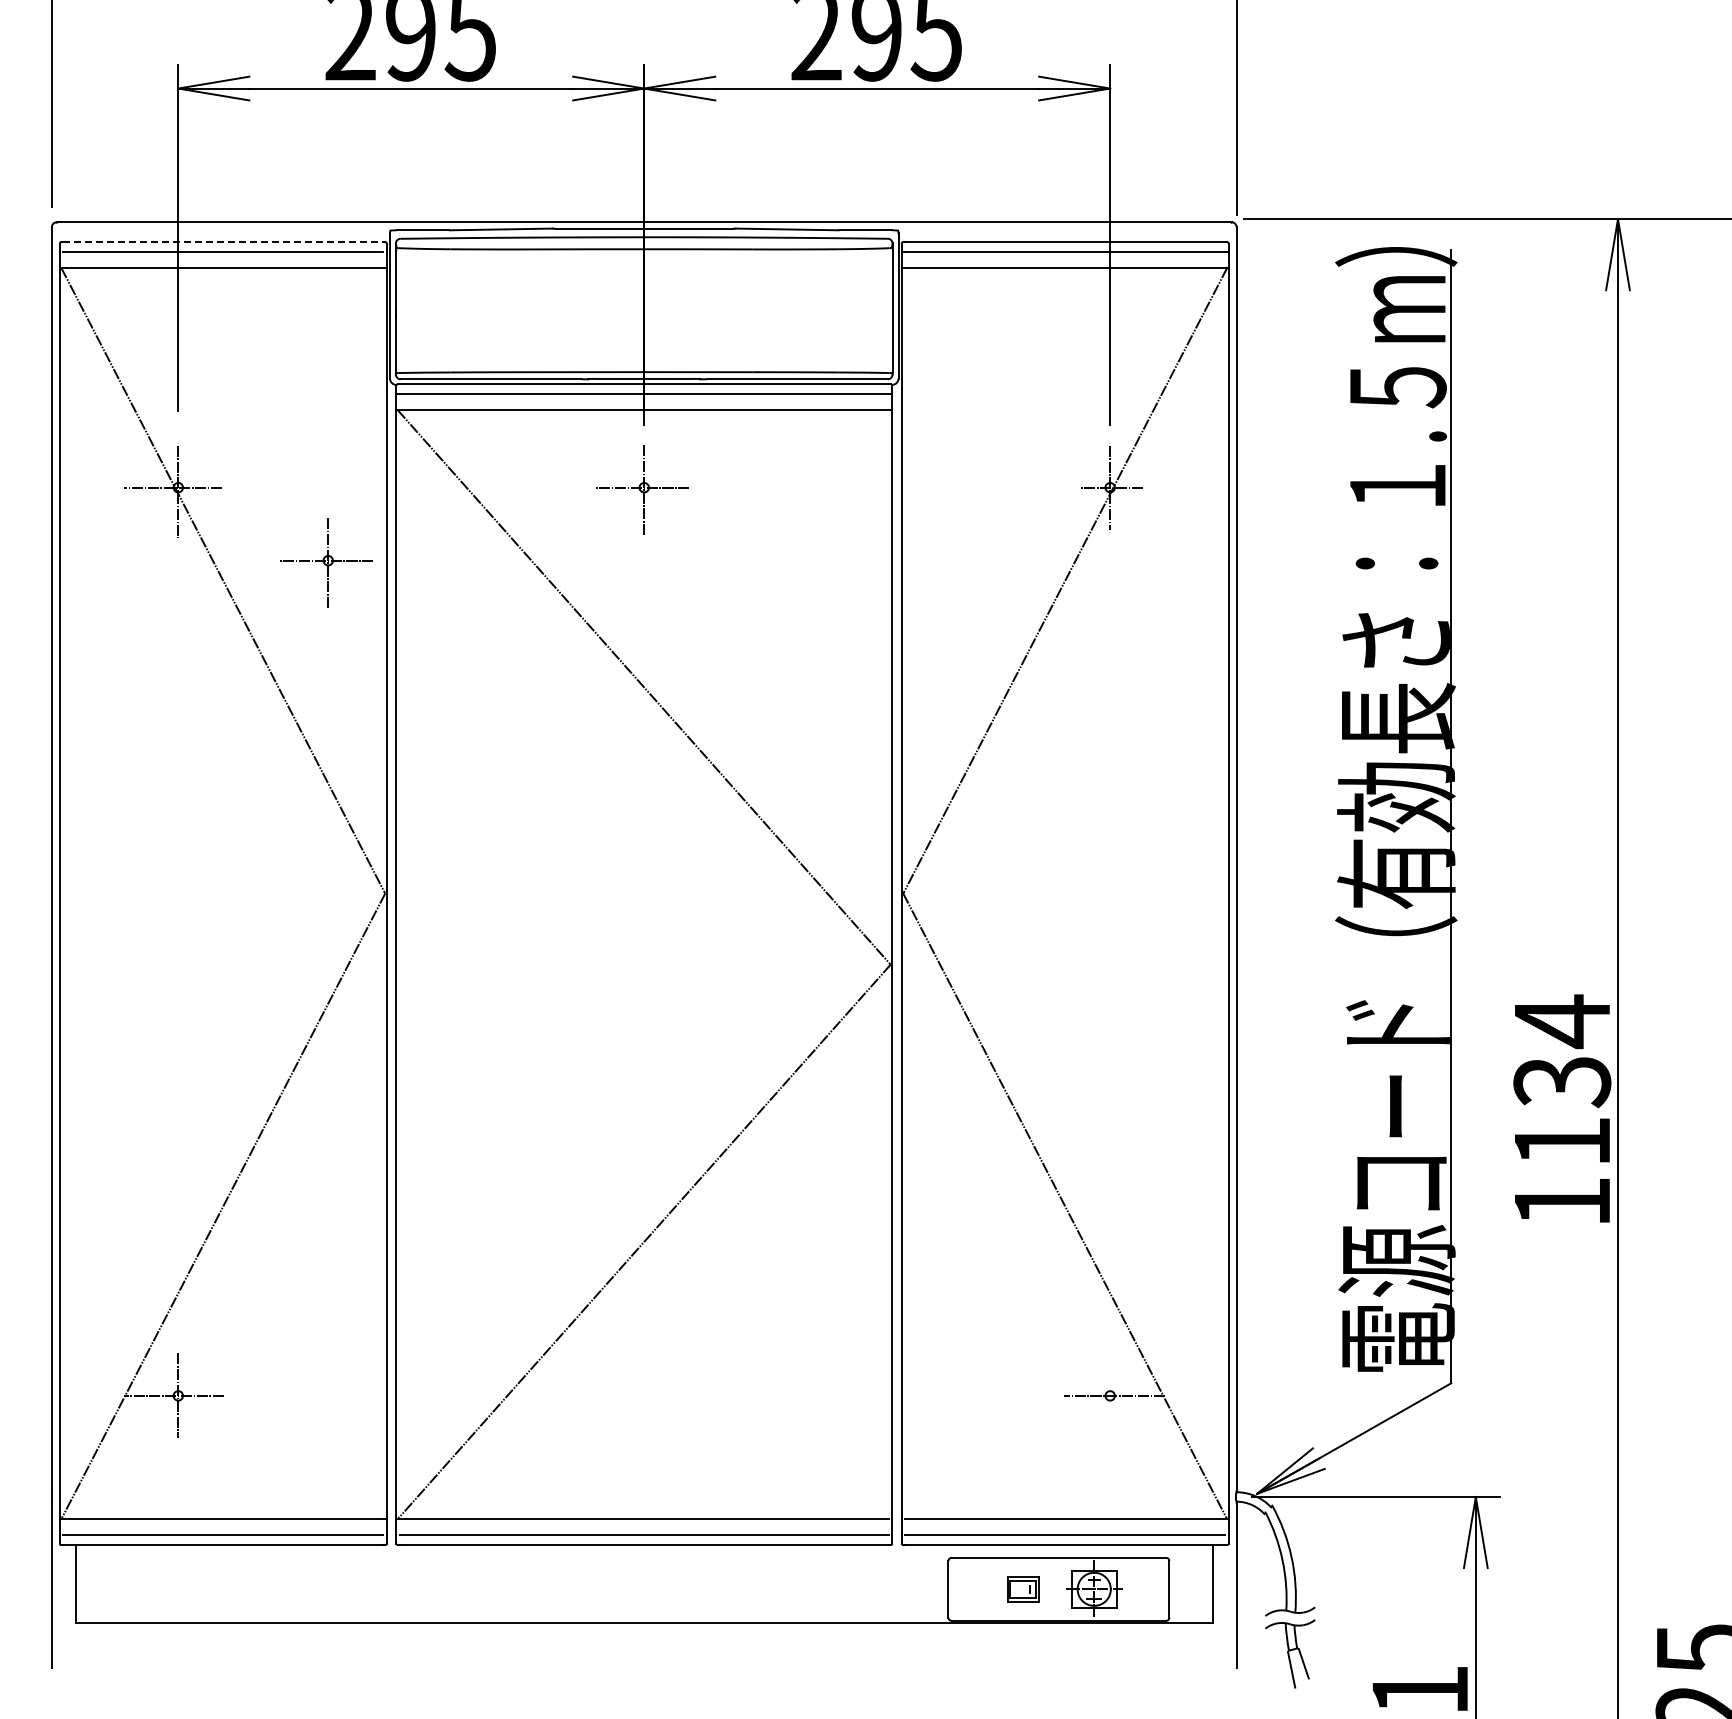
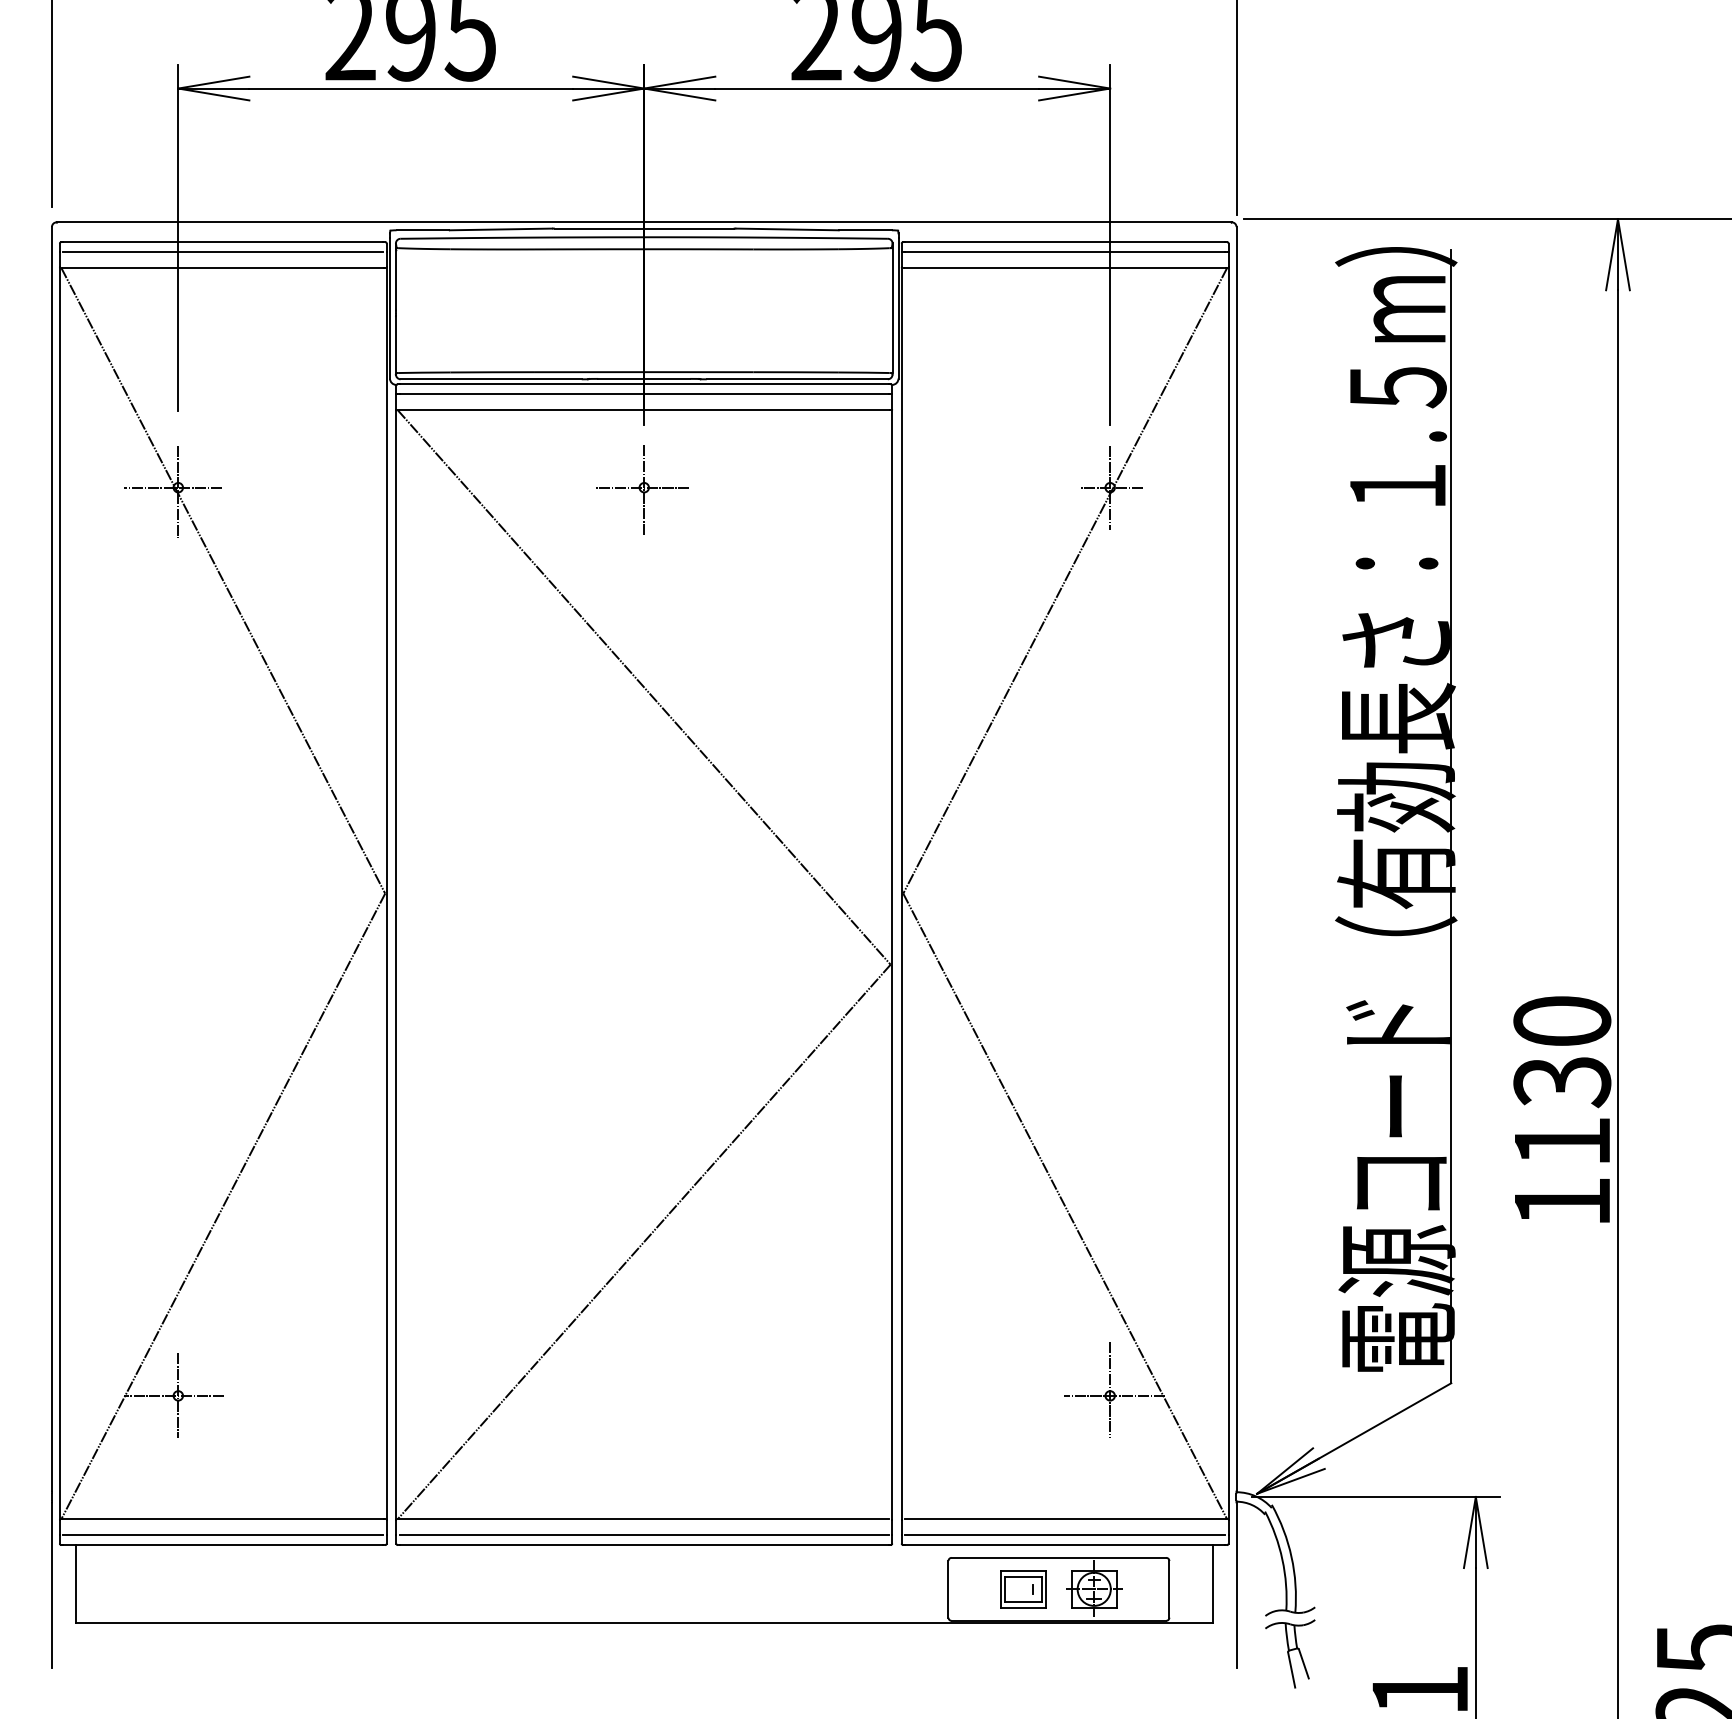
line: dashed -> solid (223, 242)
part: present -> none (326, 562)
text: 1134 -> 1130 (1562, 1021)
line: none -> present (1110, 1389)
part size: 33x27 px -> 47x39 px (1023, 1589)
